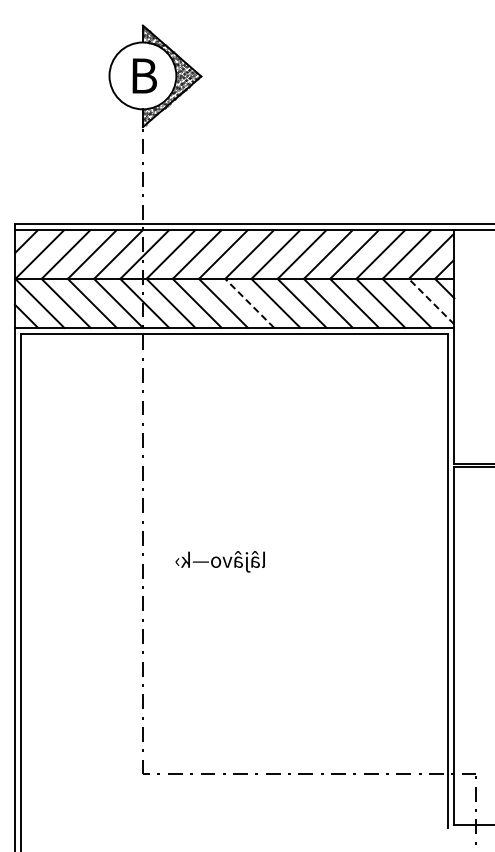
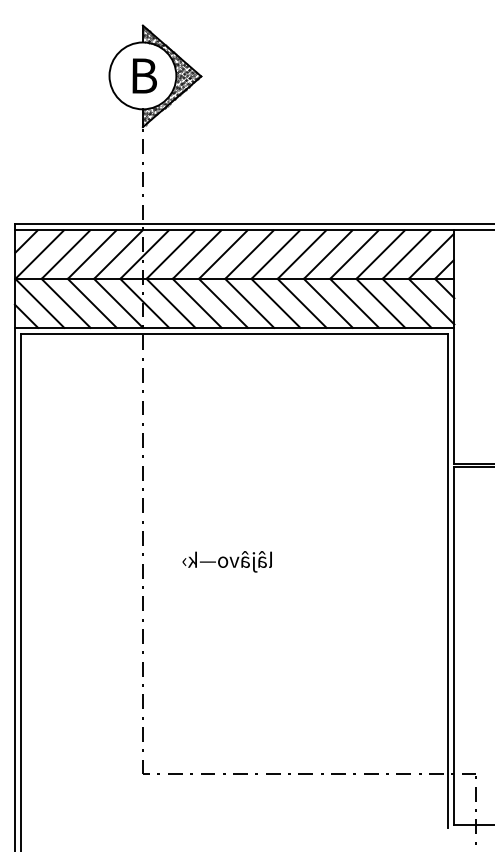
line: dashed -> solid (431, 301)
line: dashed -> solid (249, 303)
text position: (219, 561) -> (226, 561) (226, 561)
